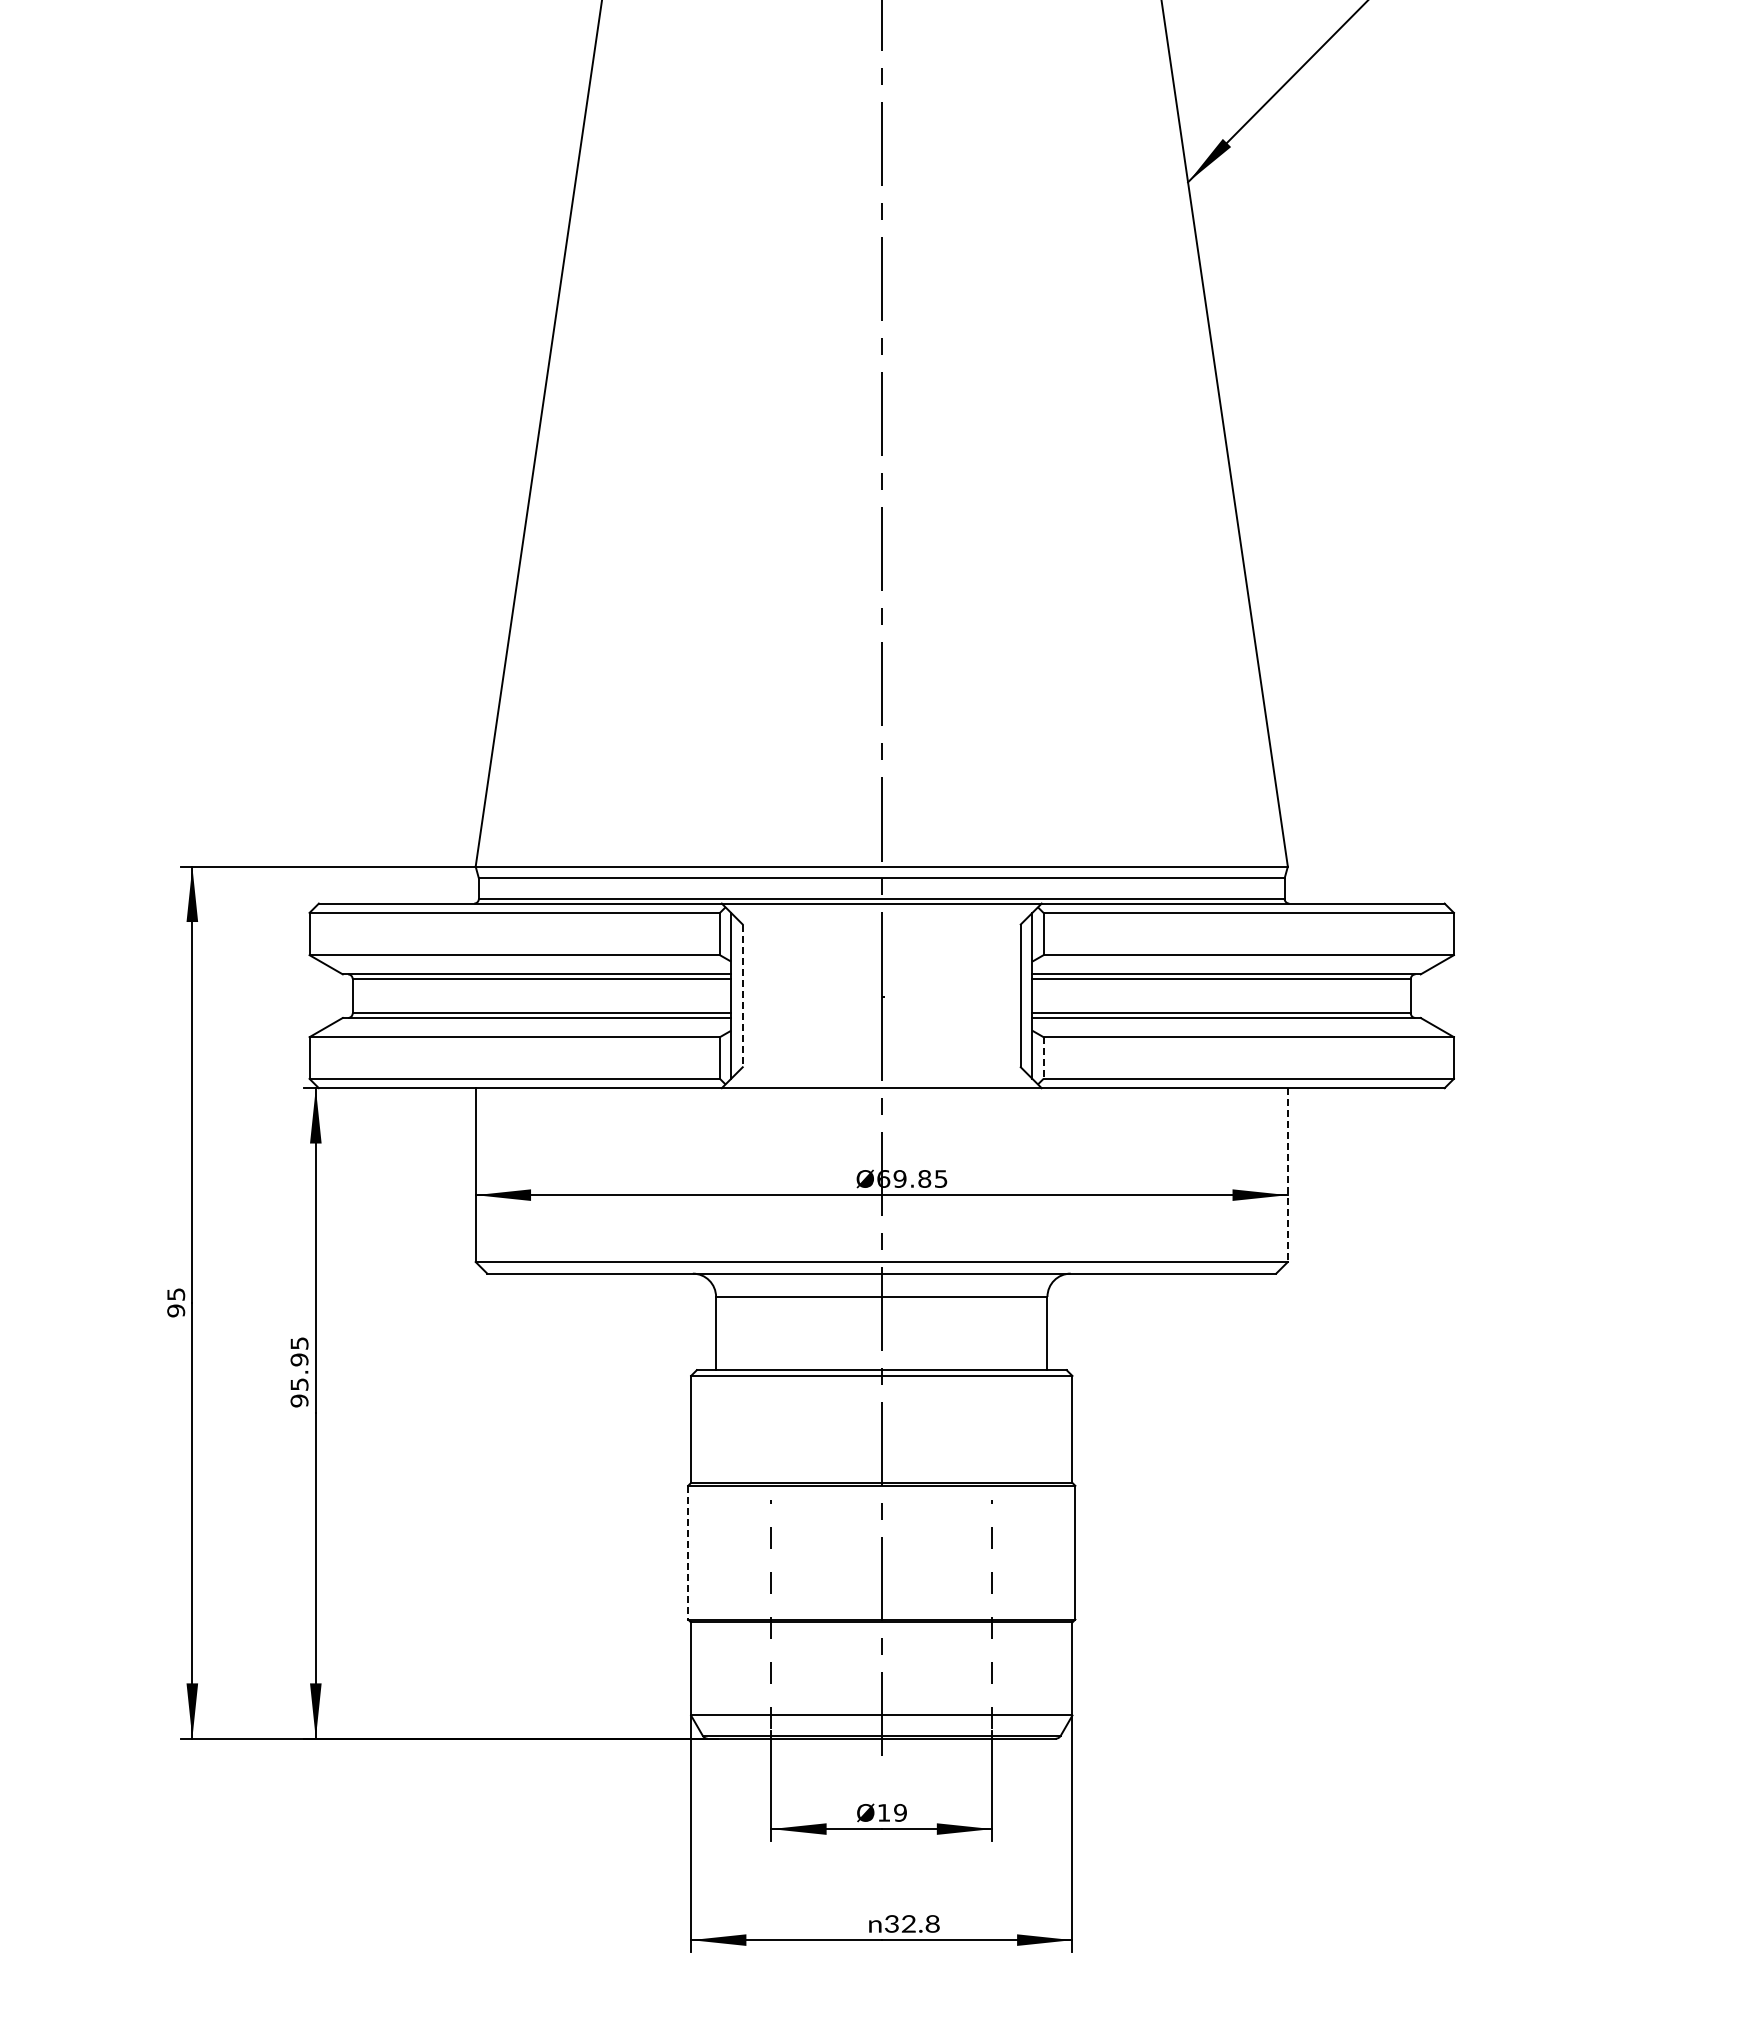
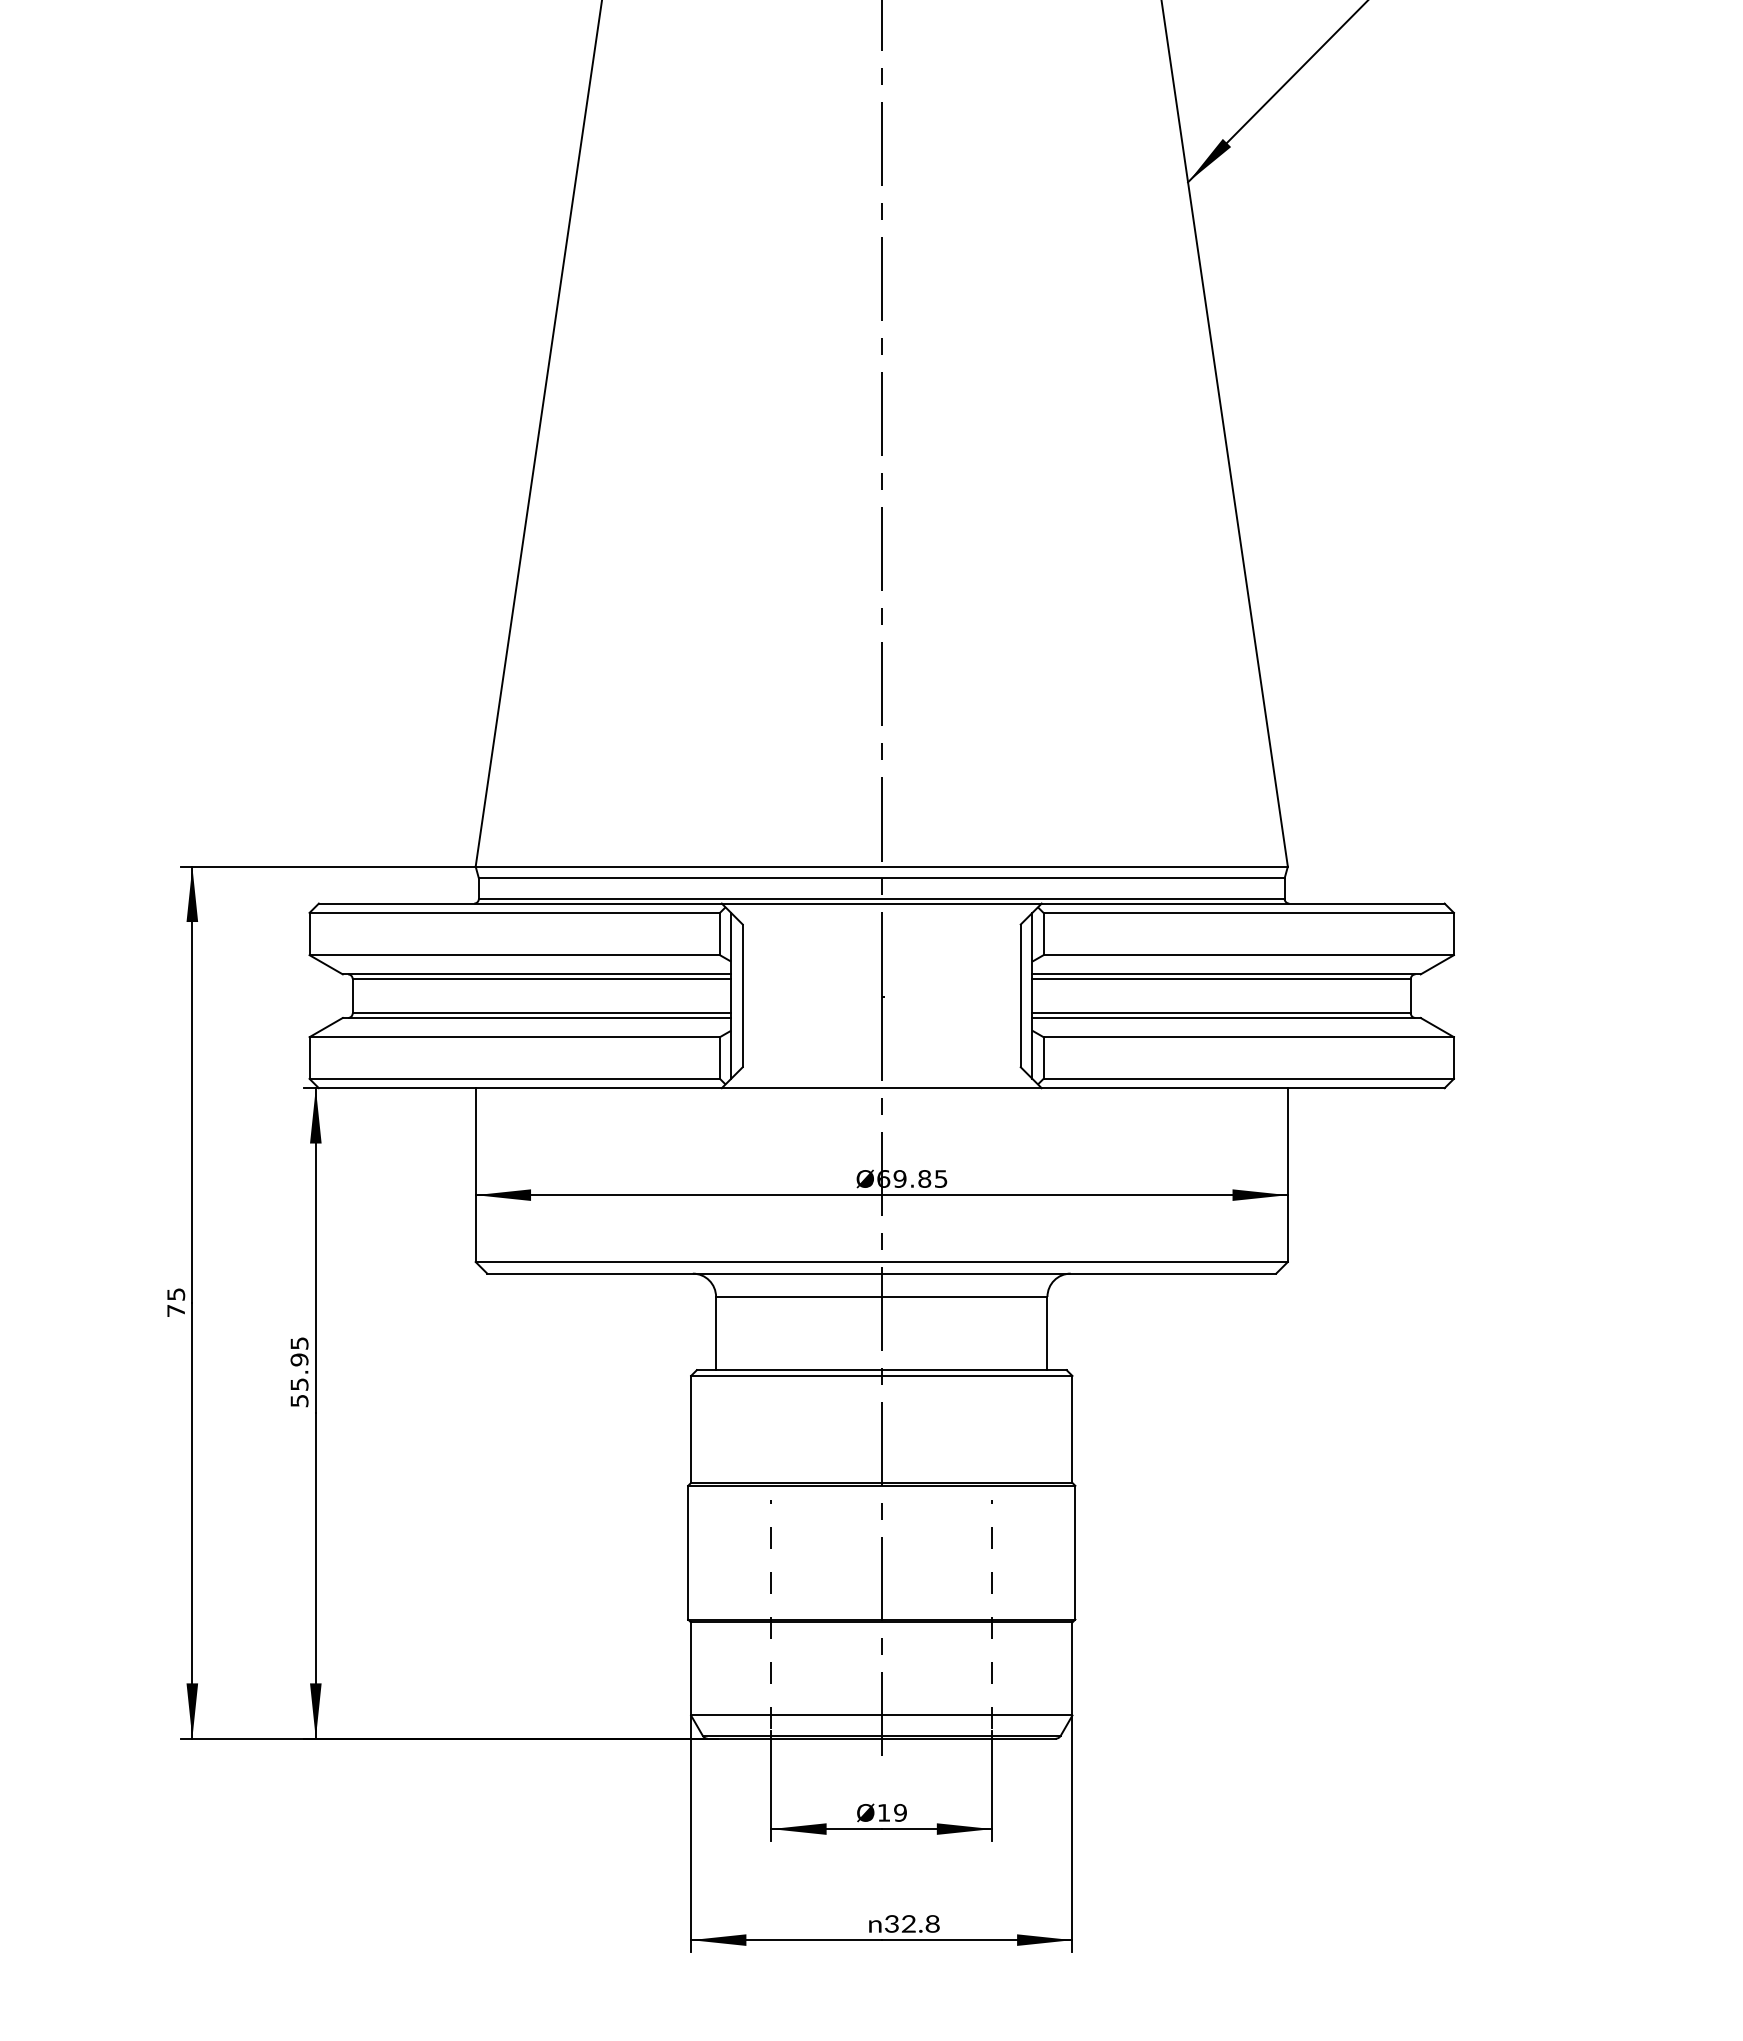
line: dashed -> solid (742, 996)
line: dashed -> solid (1043, 1058)
line: dashed -> solid (1287, 1175)
text: 95 -> 75 (176, 1310)
text: 95.95 -> 55.95 (299, 1400)
line: dashed -> solid (688, 1552)
